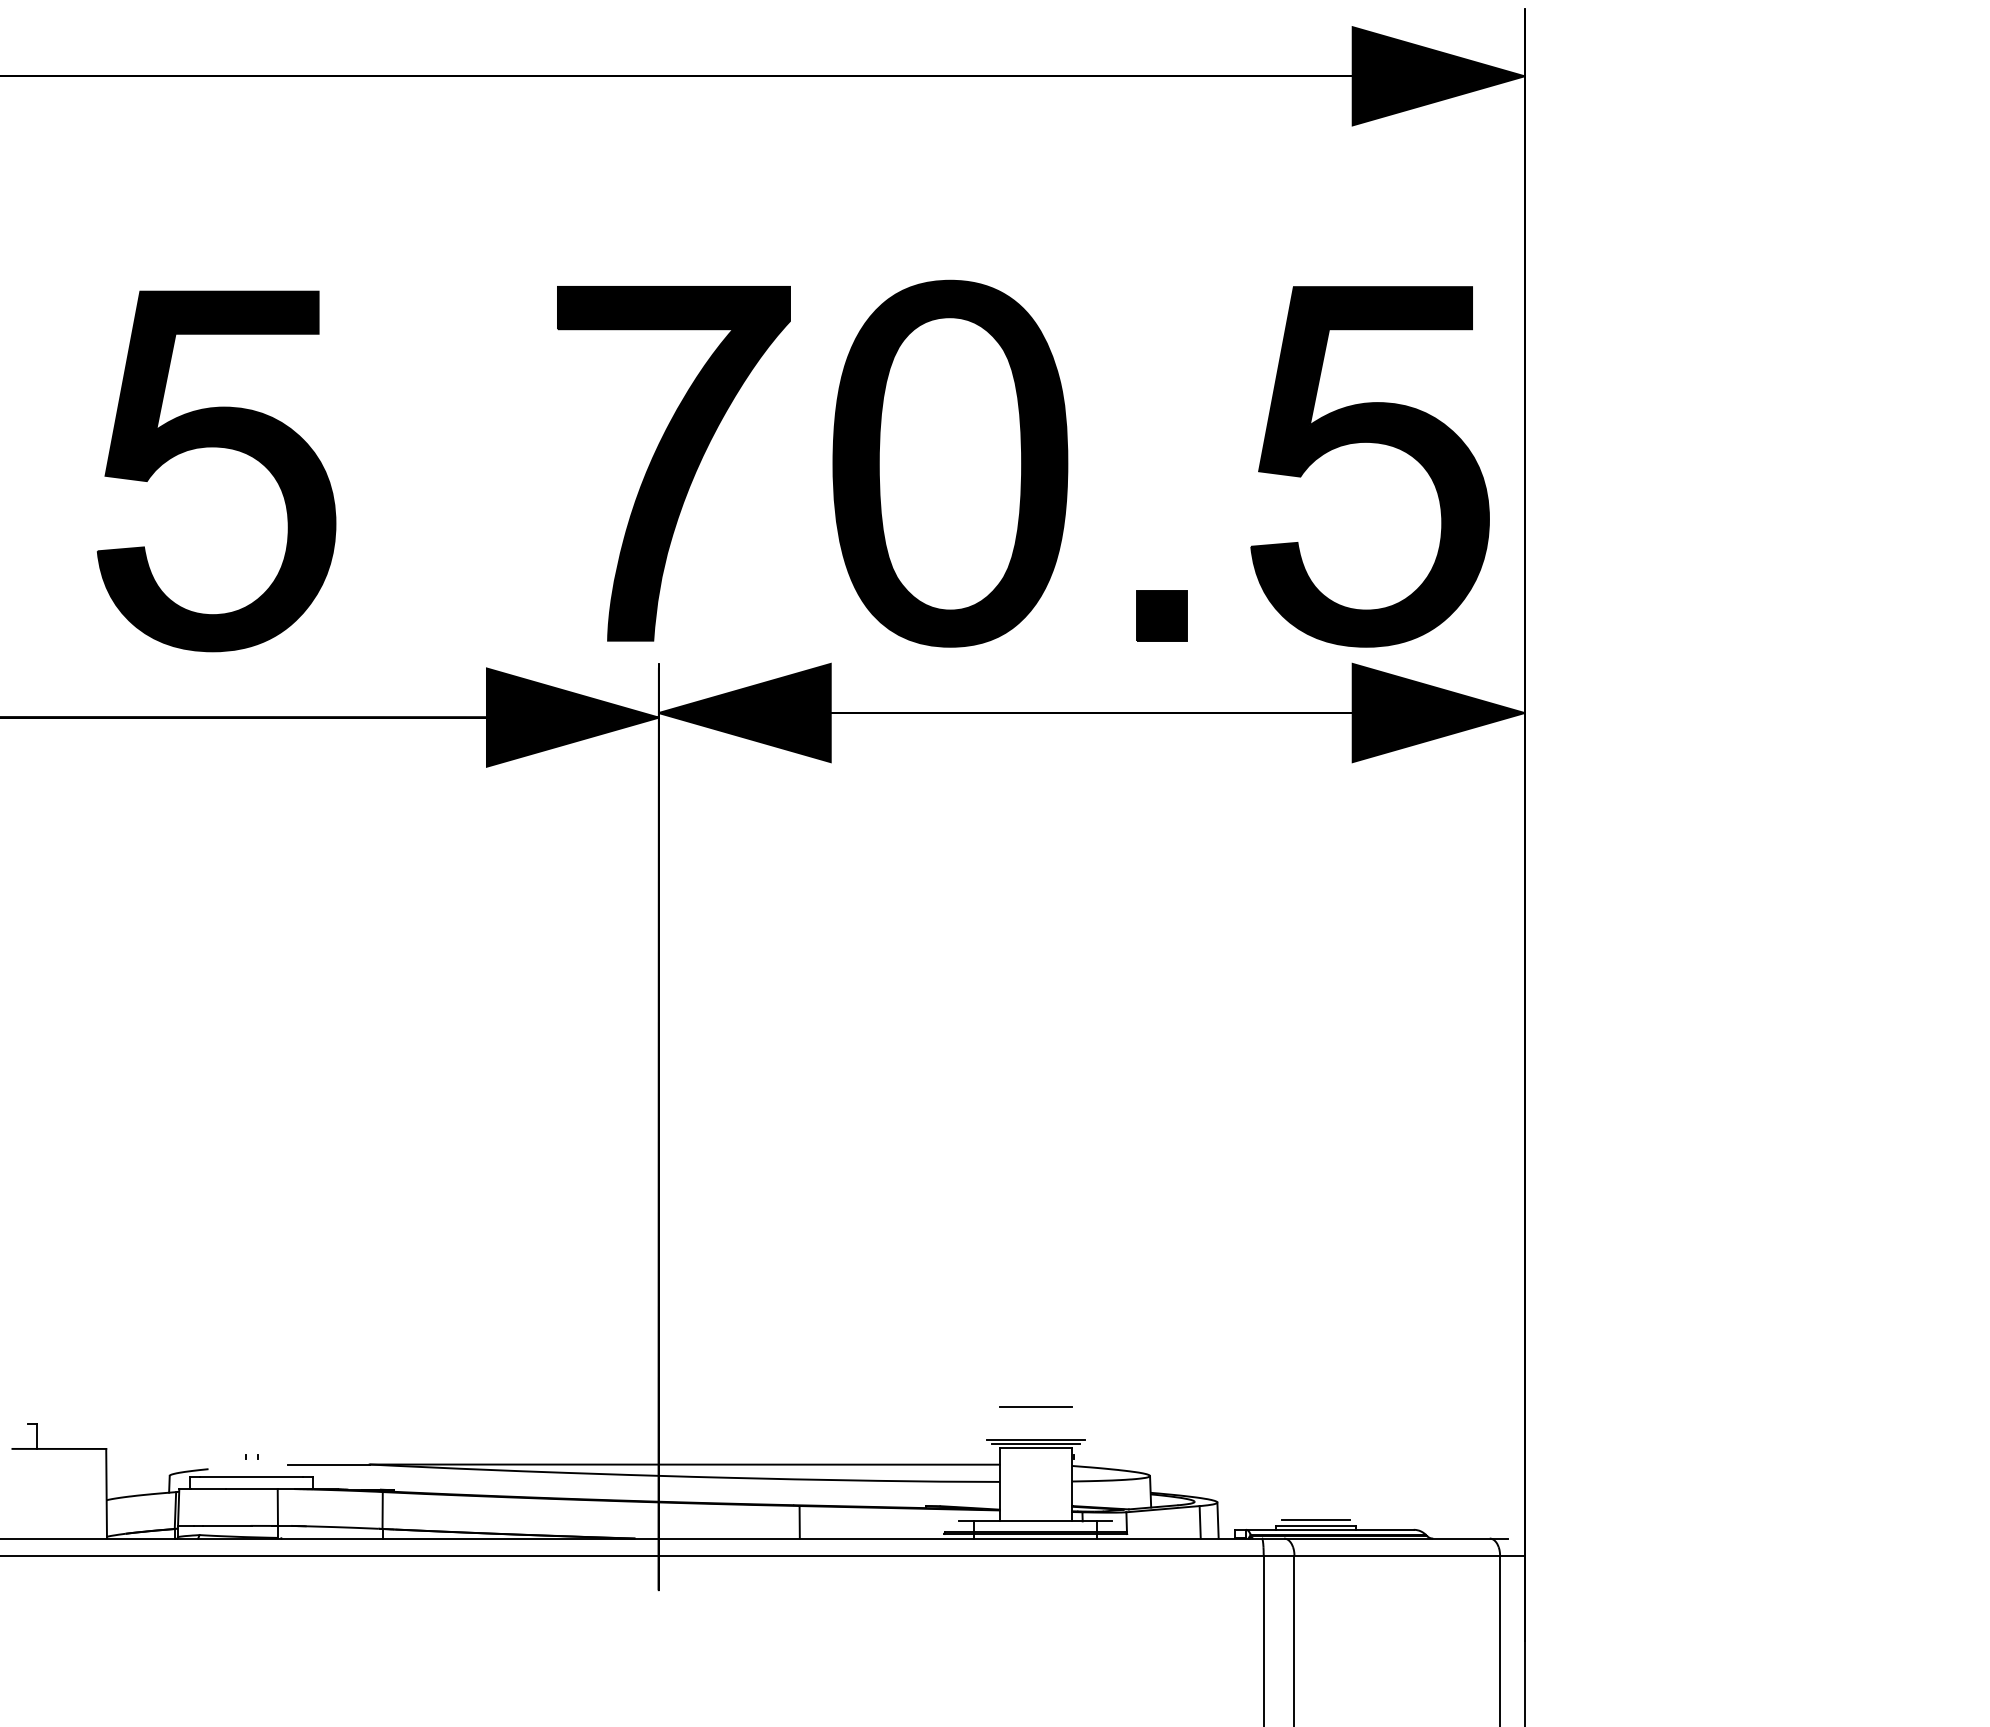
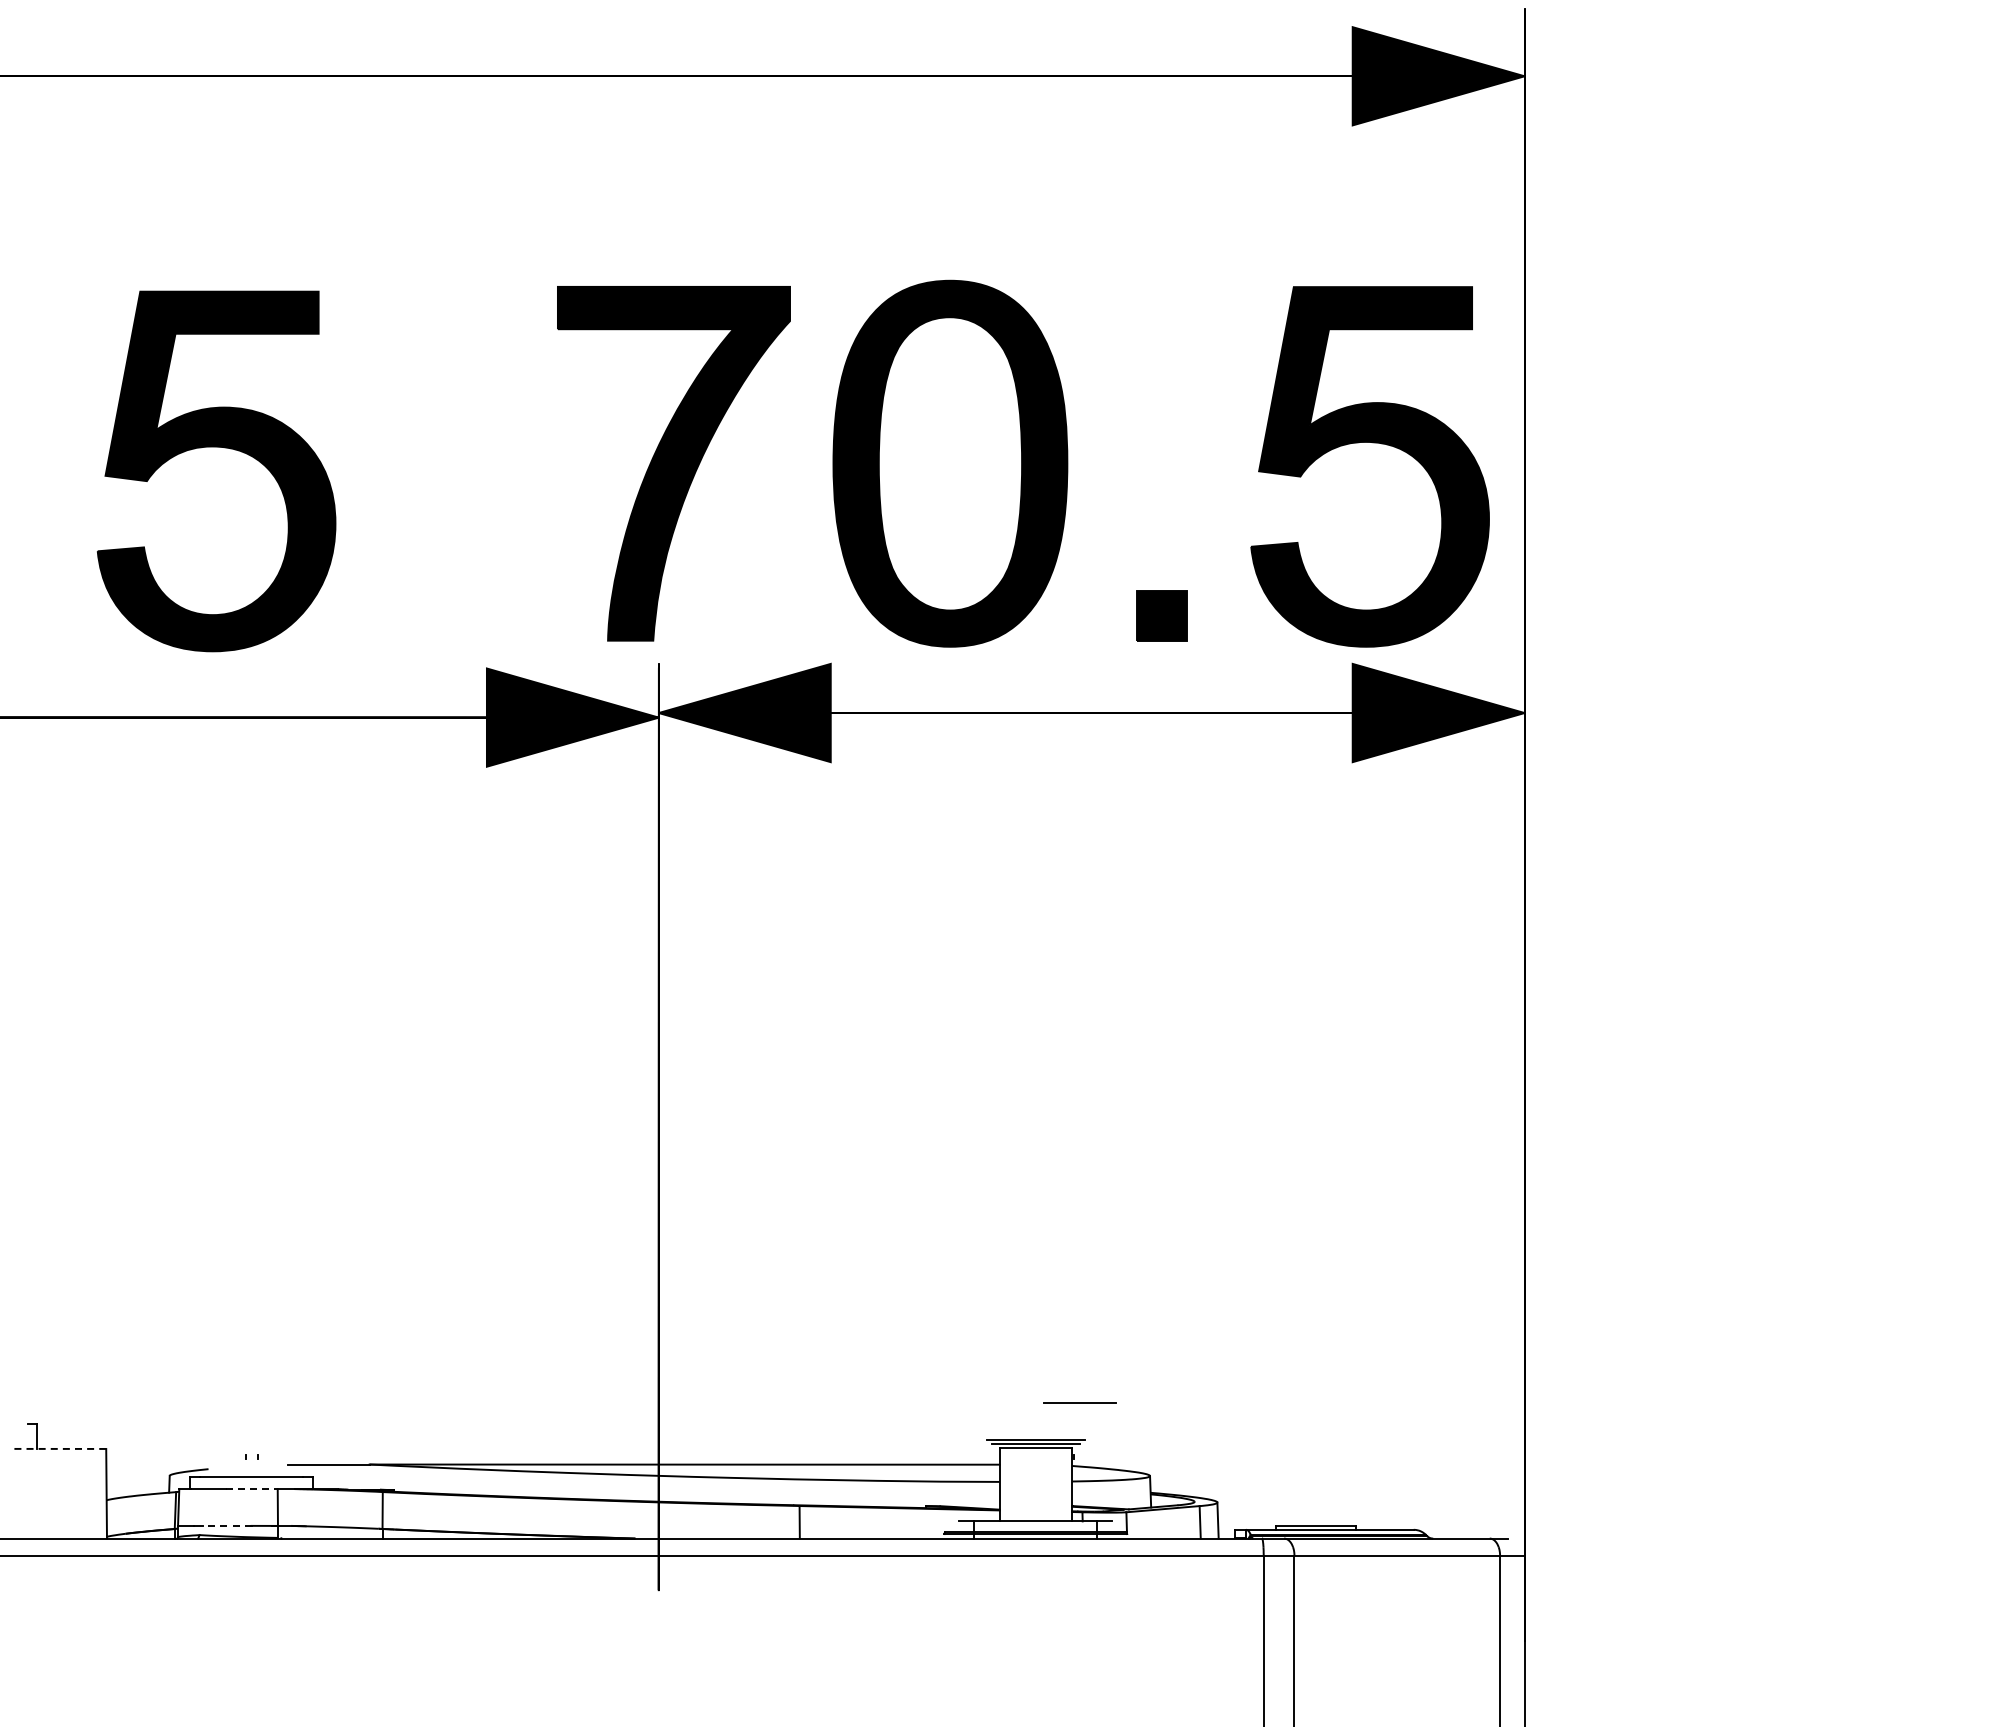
line position: (1035, 1406) -> (1079, 1402) (1079, 1402)
line: solid -> dashed (59, 1448)
line: solid -> dashed (251, 1489)
line: present -> none (1315, 1520)
line: solid -> dashed (226, 1525)
